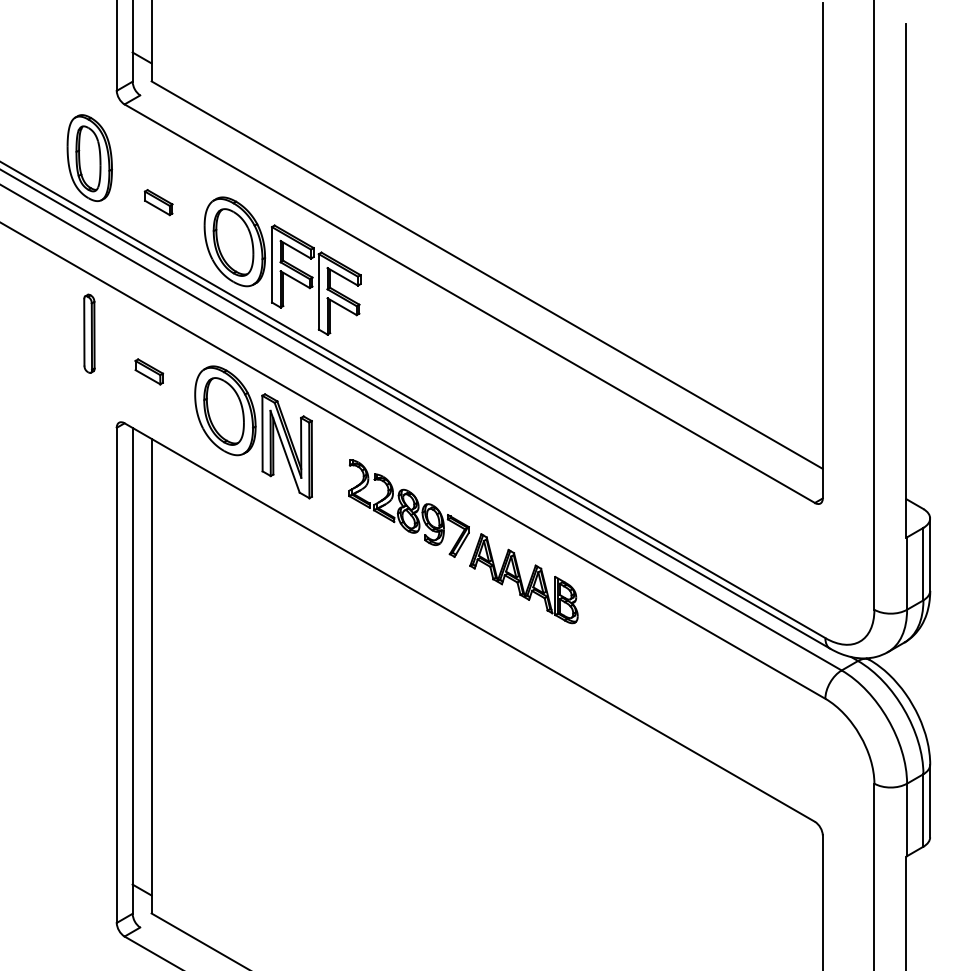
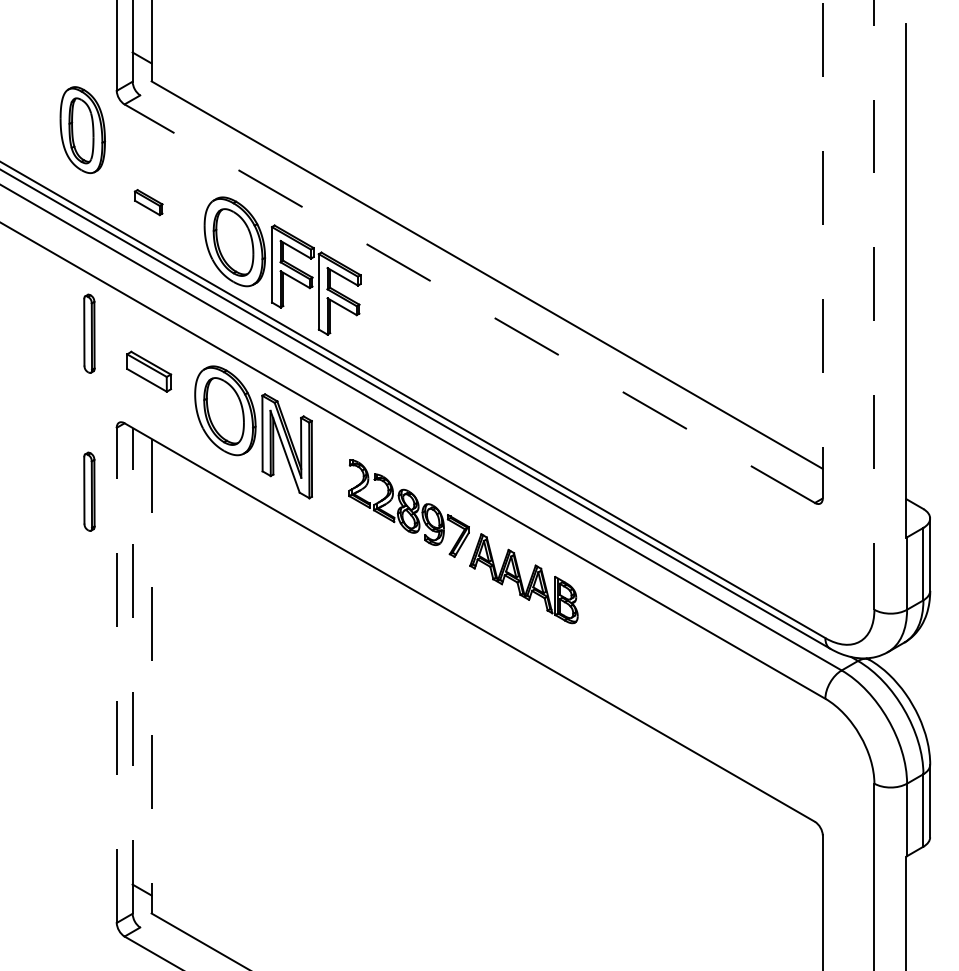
part position: (89, 157) -> (82, 129) (82, 129)
part position: (158, 202) -> (148, 202) (148, 202)
line: solid -> dashed (822, 250)
line: solid -> dashed (469, 303)
line: solid -> dashed (874, 305)
part size: 31x28 px -> 47x43 px (149, 371)
part: none -> present (89, 491)
line: solid -> dashed (132, 670)
line: solid -> dashed (116, 675)
line: solid -> dashed (151, 676)
